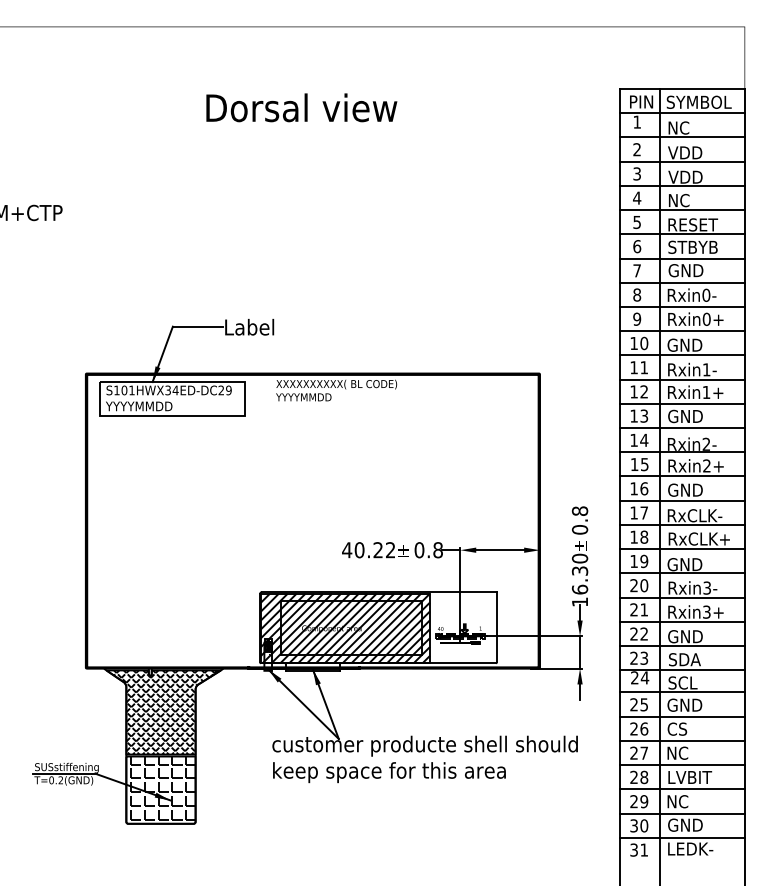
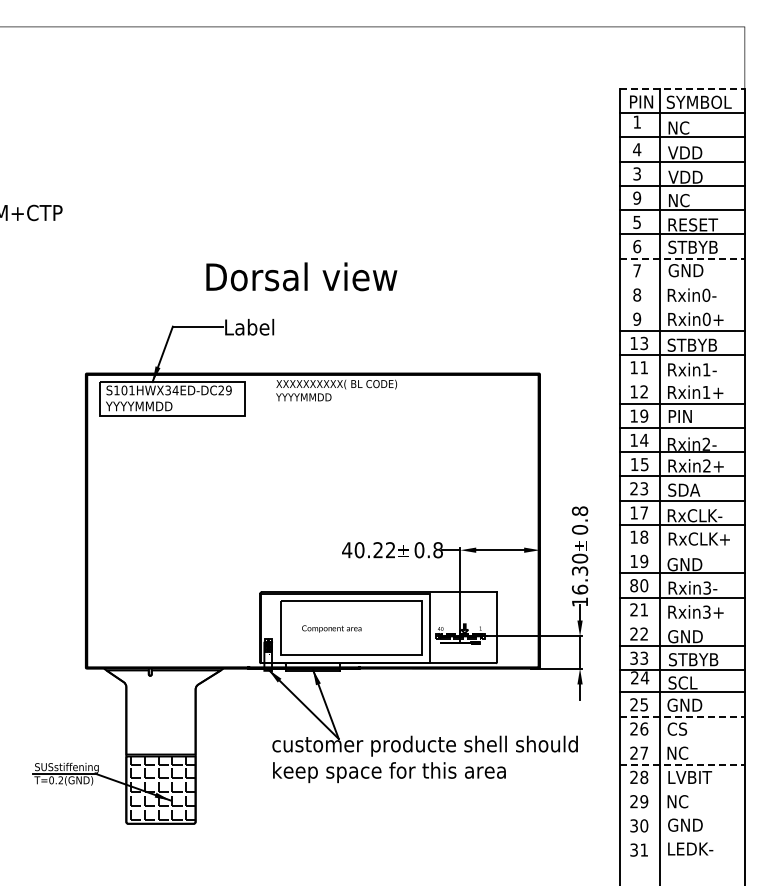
line: solid -> dashed (683, 88)
text position: (301, 107) -> (301, 276) (301, 276)
text: 2 -> 4 (637, 149)
text: 4 -> 9 (637, 197)
line: solid -> dashed (683, 258)
line: present -> none (682, 282)
line: present -> none (682, 306)
text: 10 -> 13 (644, 343)
text: GND -> STBYB (691, 344)
line: present -> none (682, 379)
text: 13 -> 19 (644, 415)
text: GND -> PIN (685, 416)
text: 16 -> 23 (639, 488)
text: GND -> SDA (685, 489)
line: present -> none (682, 549)
text: 20 -> 80 (634, 585)
line: present -> none (682, 621)
hatch: present -> none (345, 627)
text: 23 -> 33 (633, 658)
text: SDA -> STBYB (698, 659)
hatch: present -> none (162, 712)
line: solid -> dashed (683, 716)
line: present -> none (682, 740)
line: solid -> dashed (683, 765)
line: present -> none (682, 789)
line: present -> none (682, 813)
line: present -> none (682, 837)
